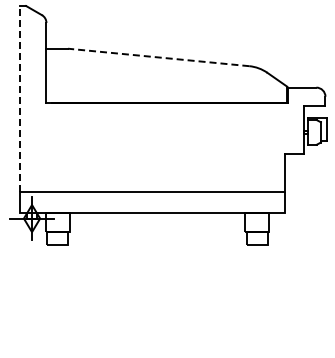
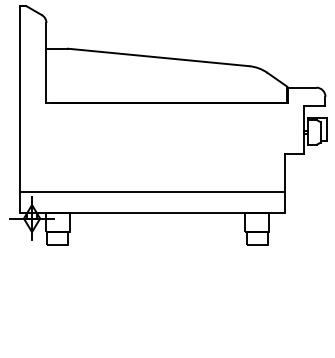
line: dashed -> solid (158, 57)
line: dashed -> solid (19, 99)
